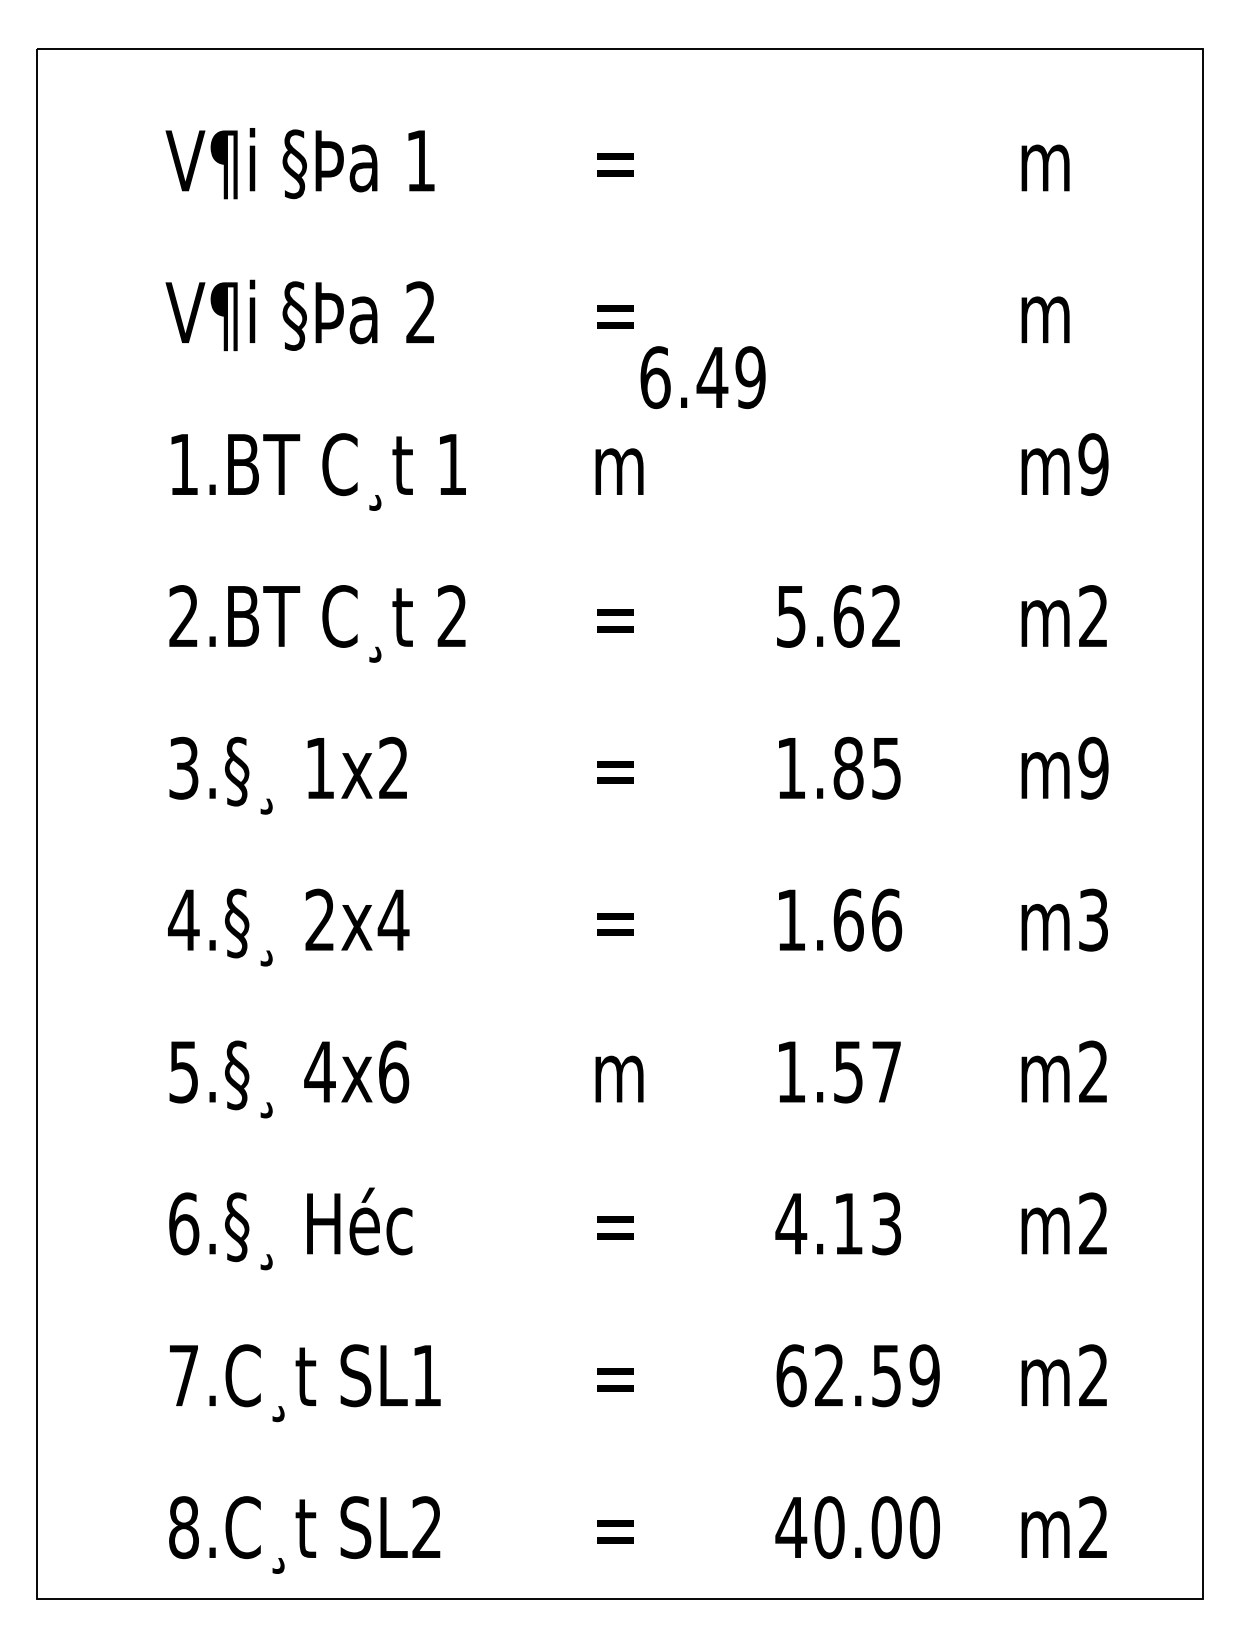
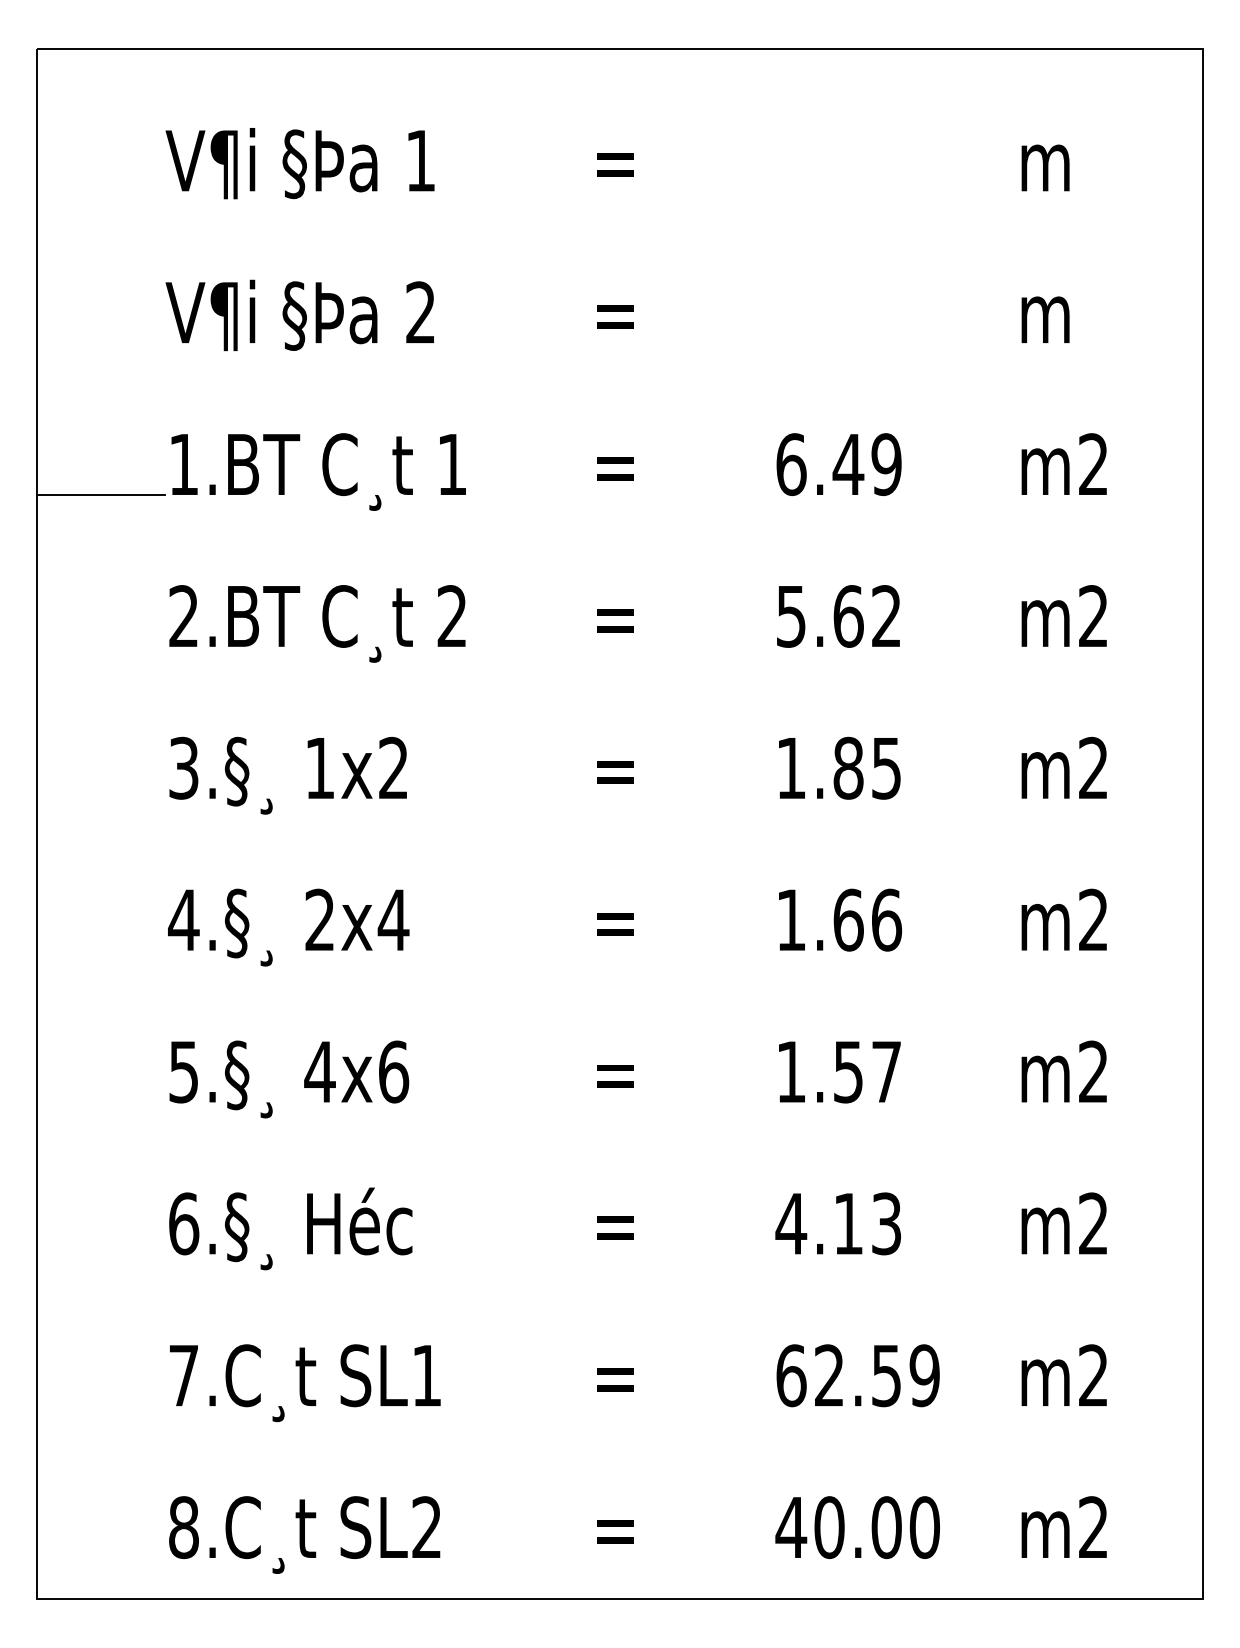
text position: (702, 377) -> (838, 464) (838, 464)
text: m9 -> m2 (1093, 464)
text: m -> = (619, 471)
line: none -> present (100, 494)
text: m9 -> m2 (1093, 768)
text: m3 -> m2 (1093, 919)
text: m -> = (619, 1078)
